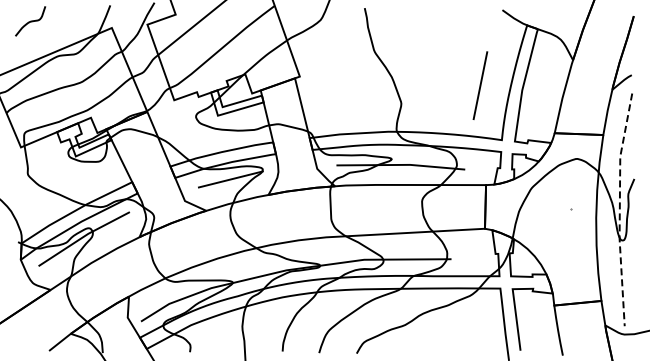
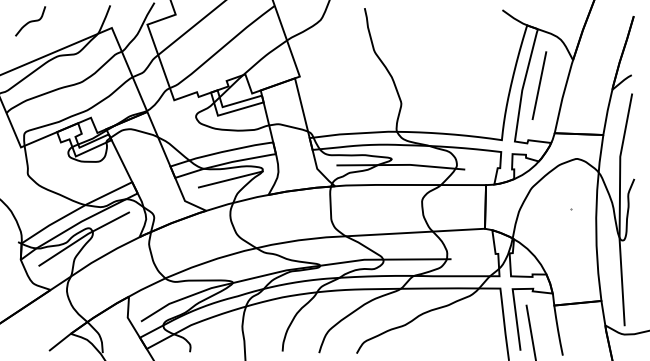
line position: (480, 85) -> (539, 85) (539, 85)
line: dashed -> solid (619, 209)
line: none -> present (530, 331)
